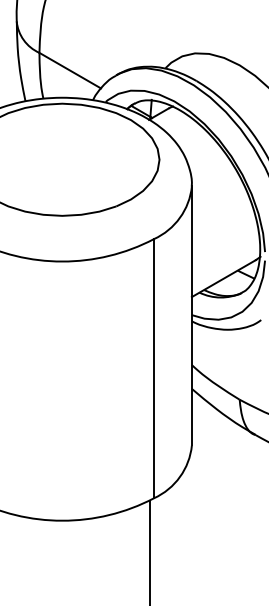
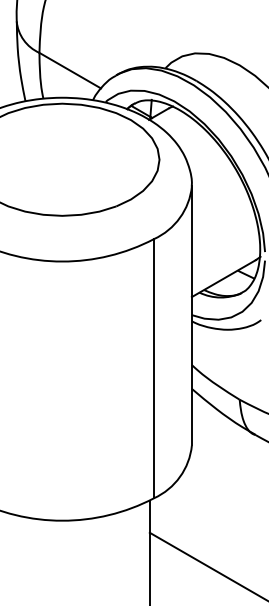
line: none -> present (207, 565)
